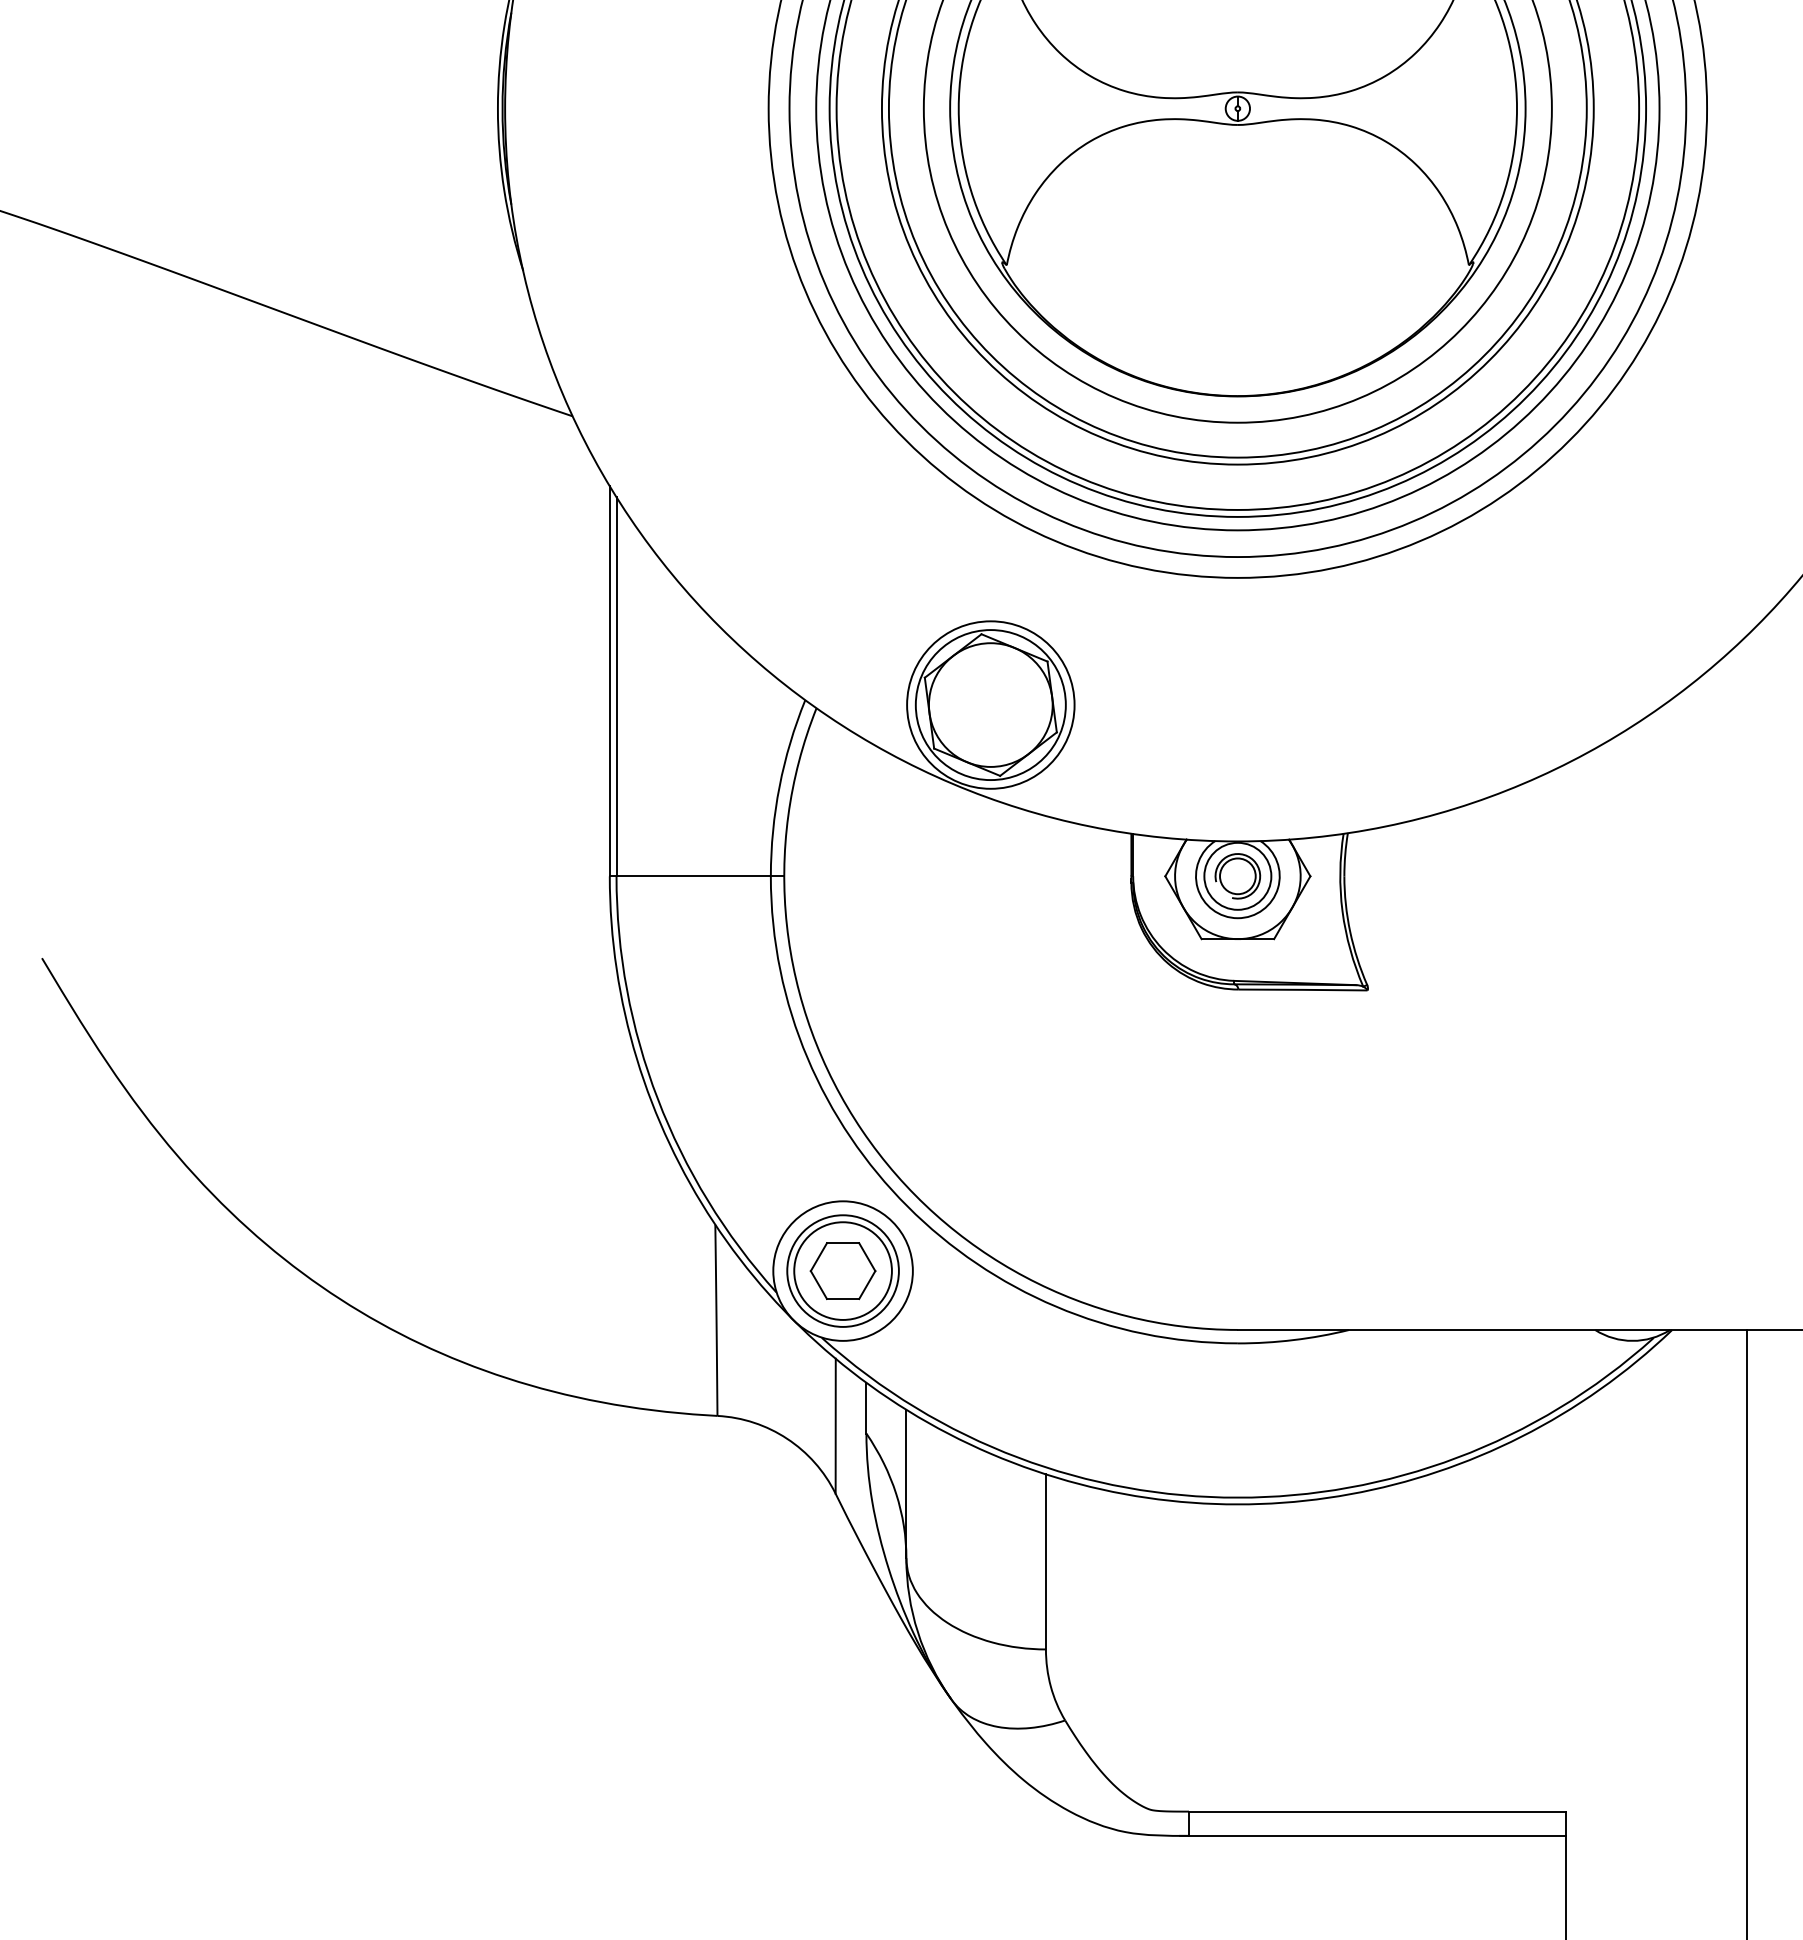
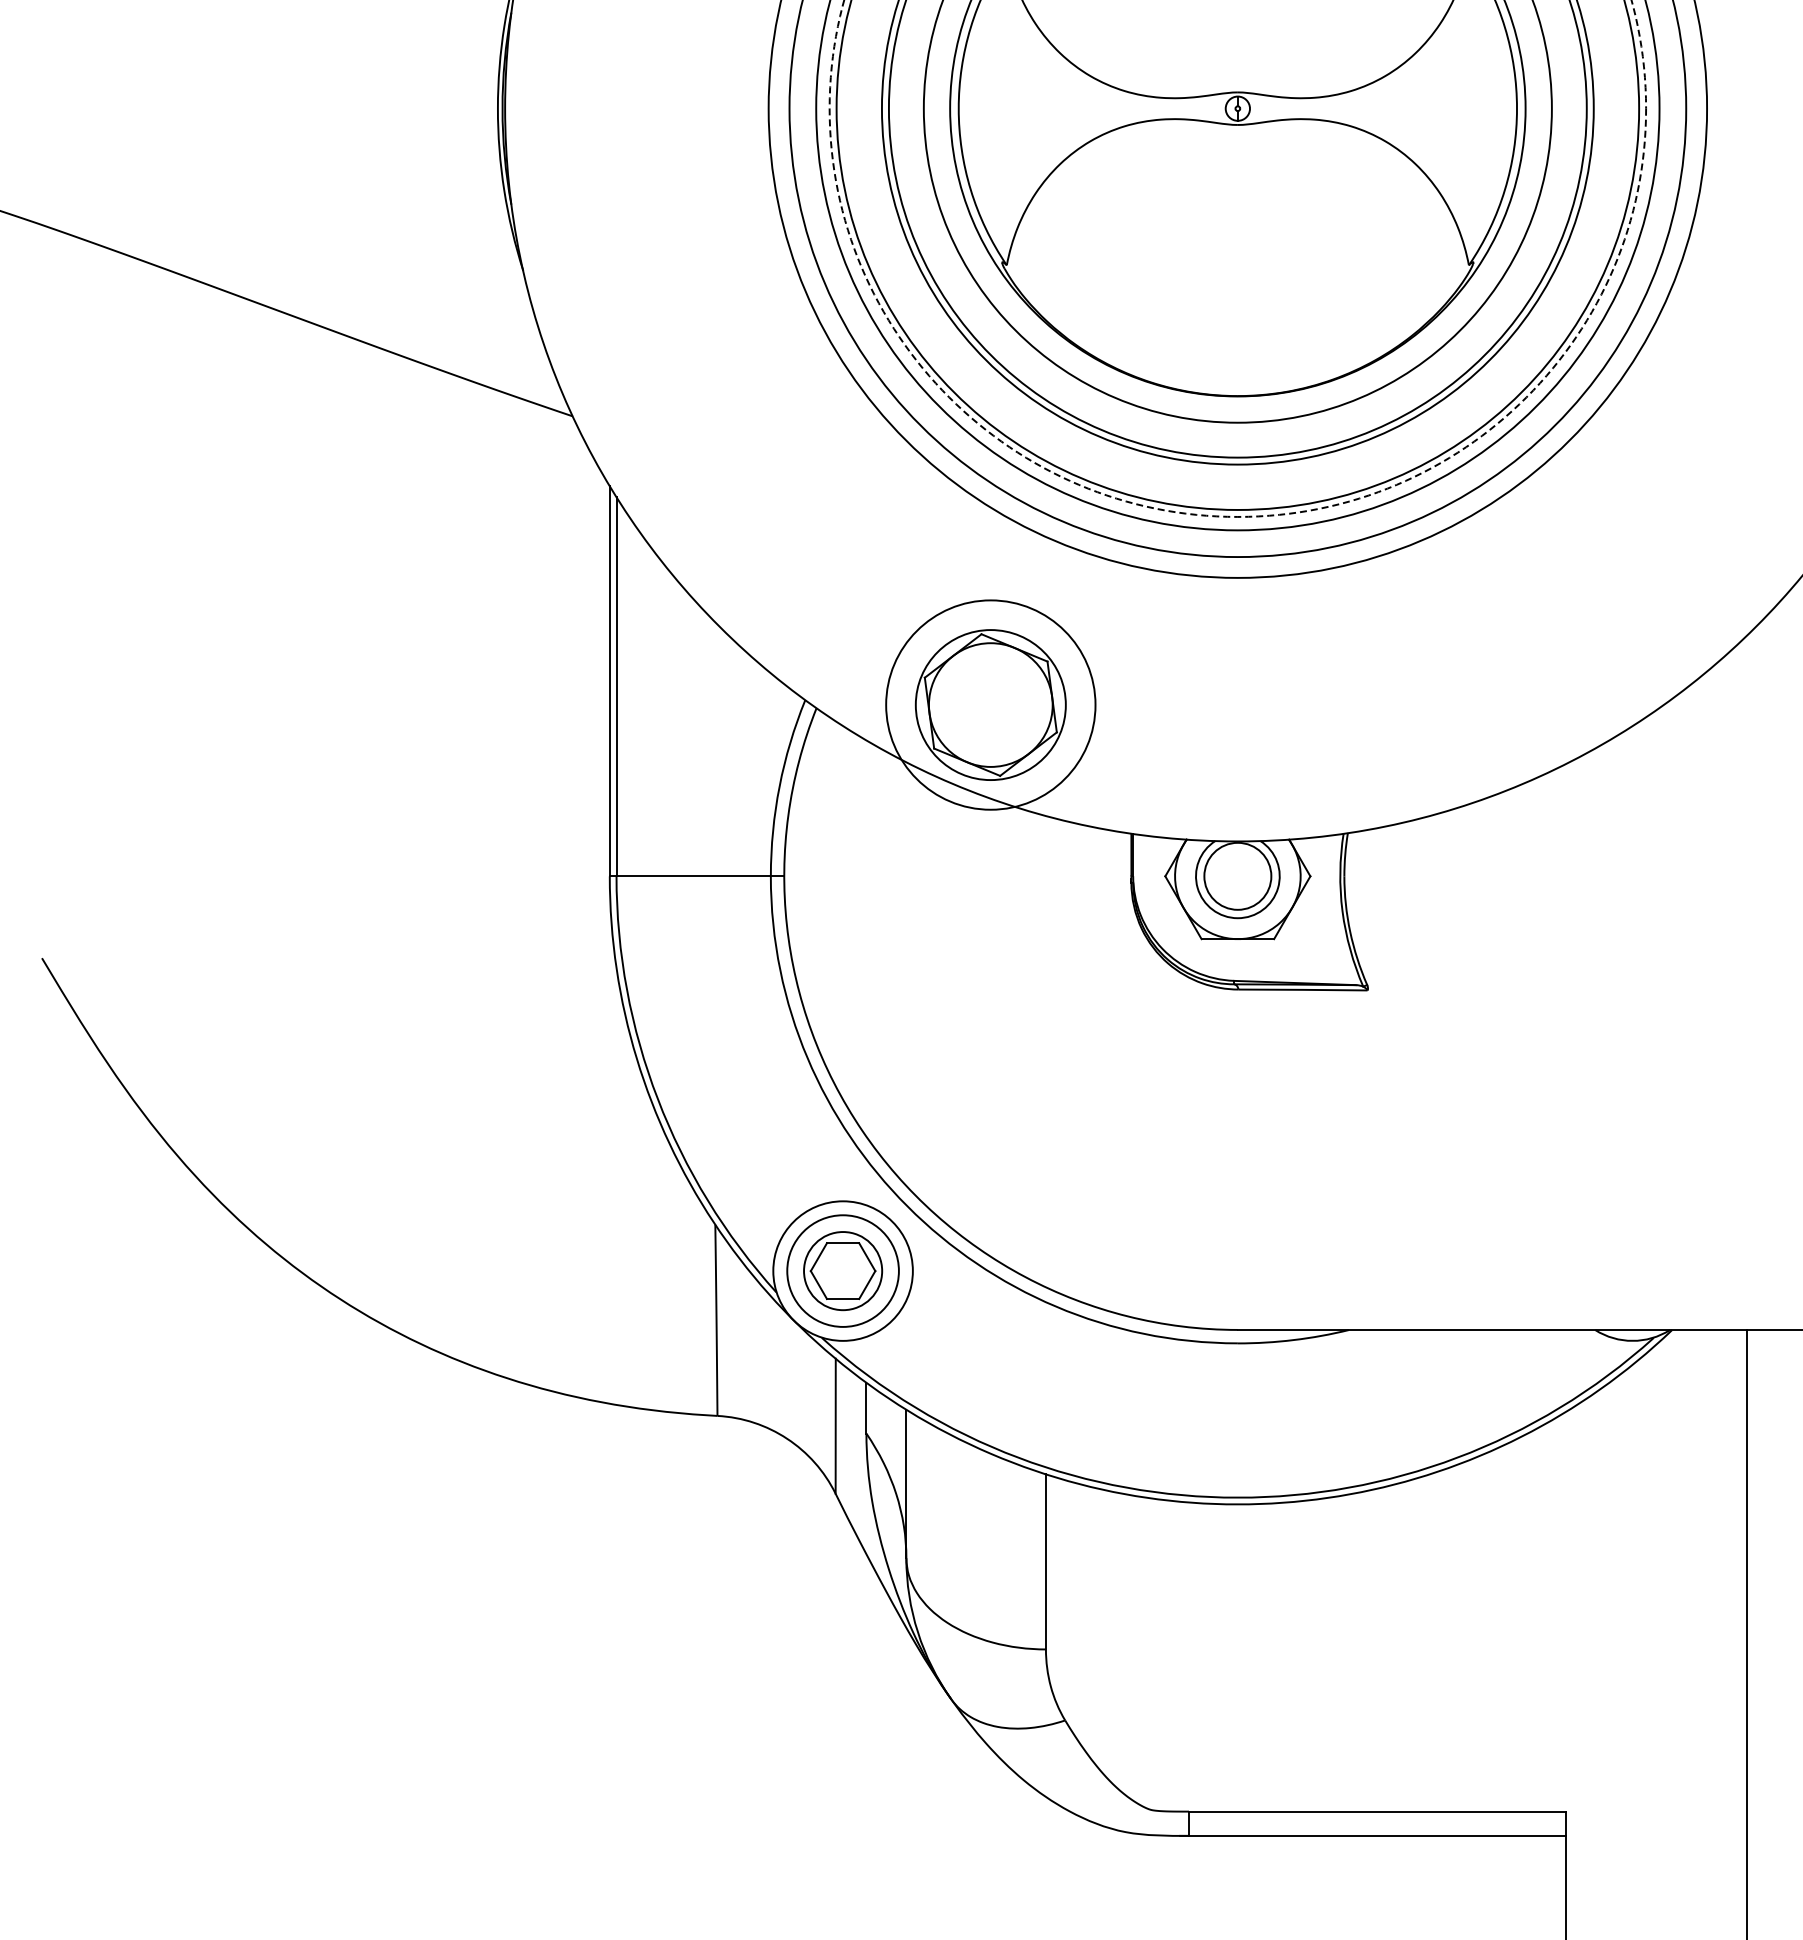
circle: solid -> dashed (1237, 258)
circle diameter: 167 px -> 209 px (990, 704)
part: present -> none (1237, 876)
circle diameter: 98 px -> 78 px (843, 1271)
